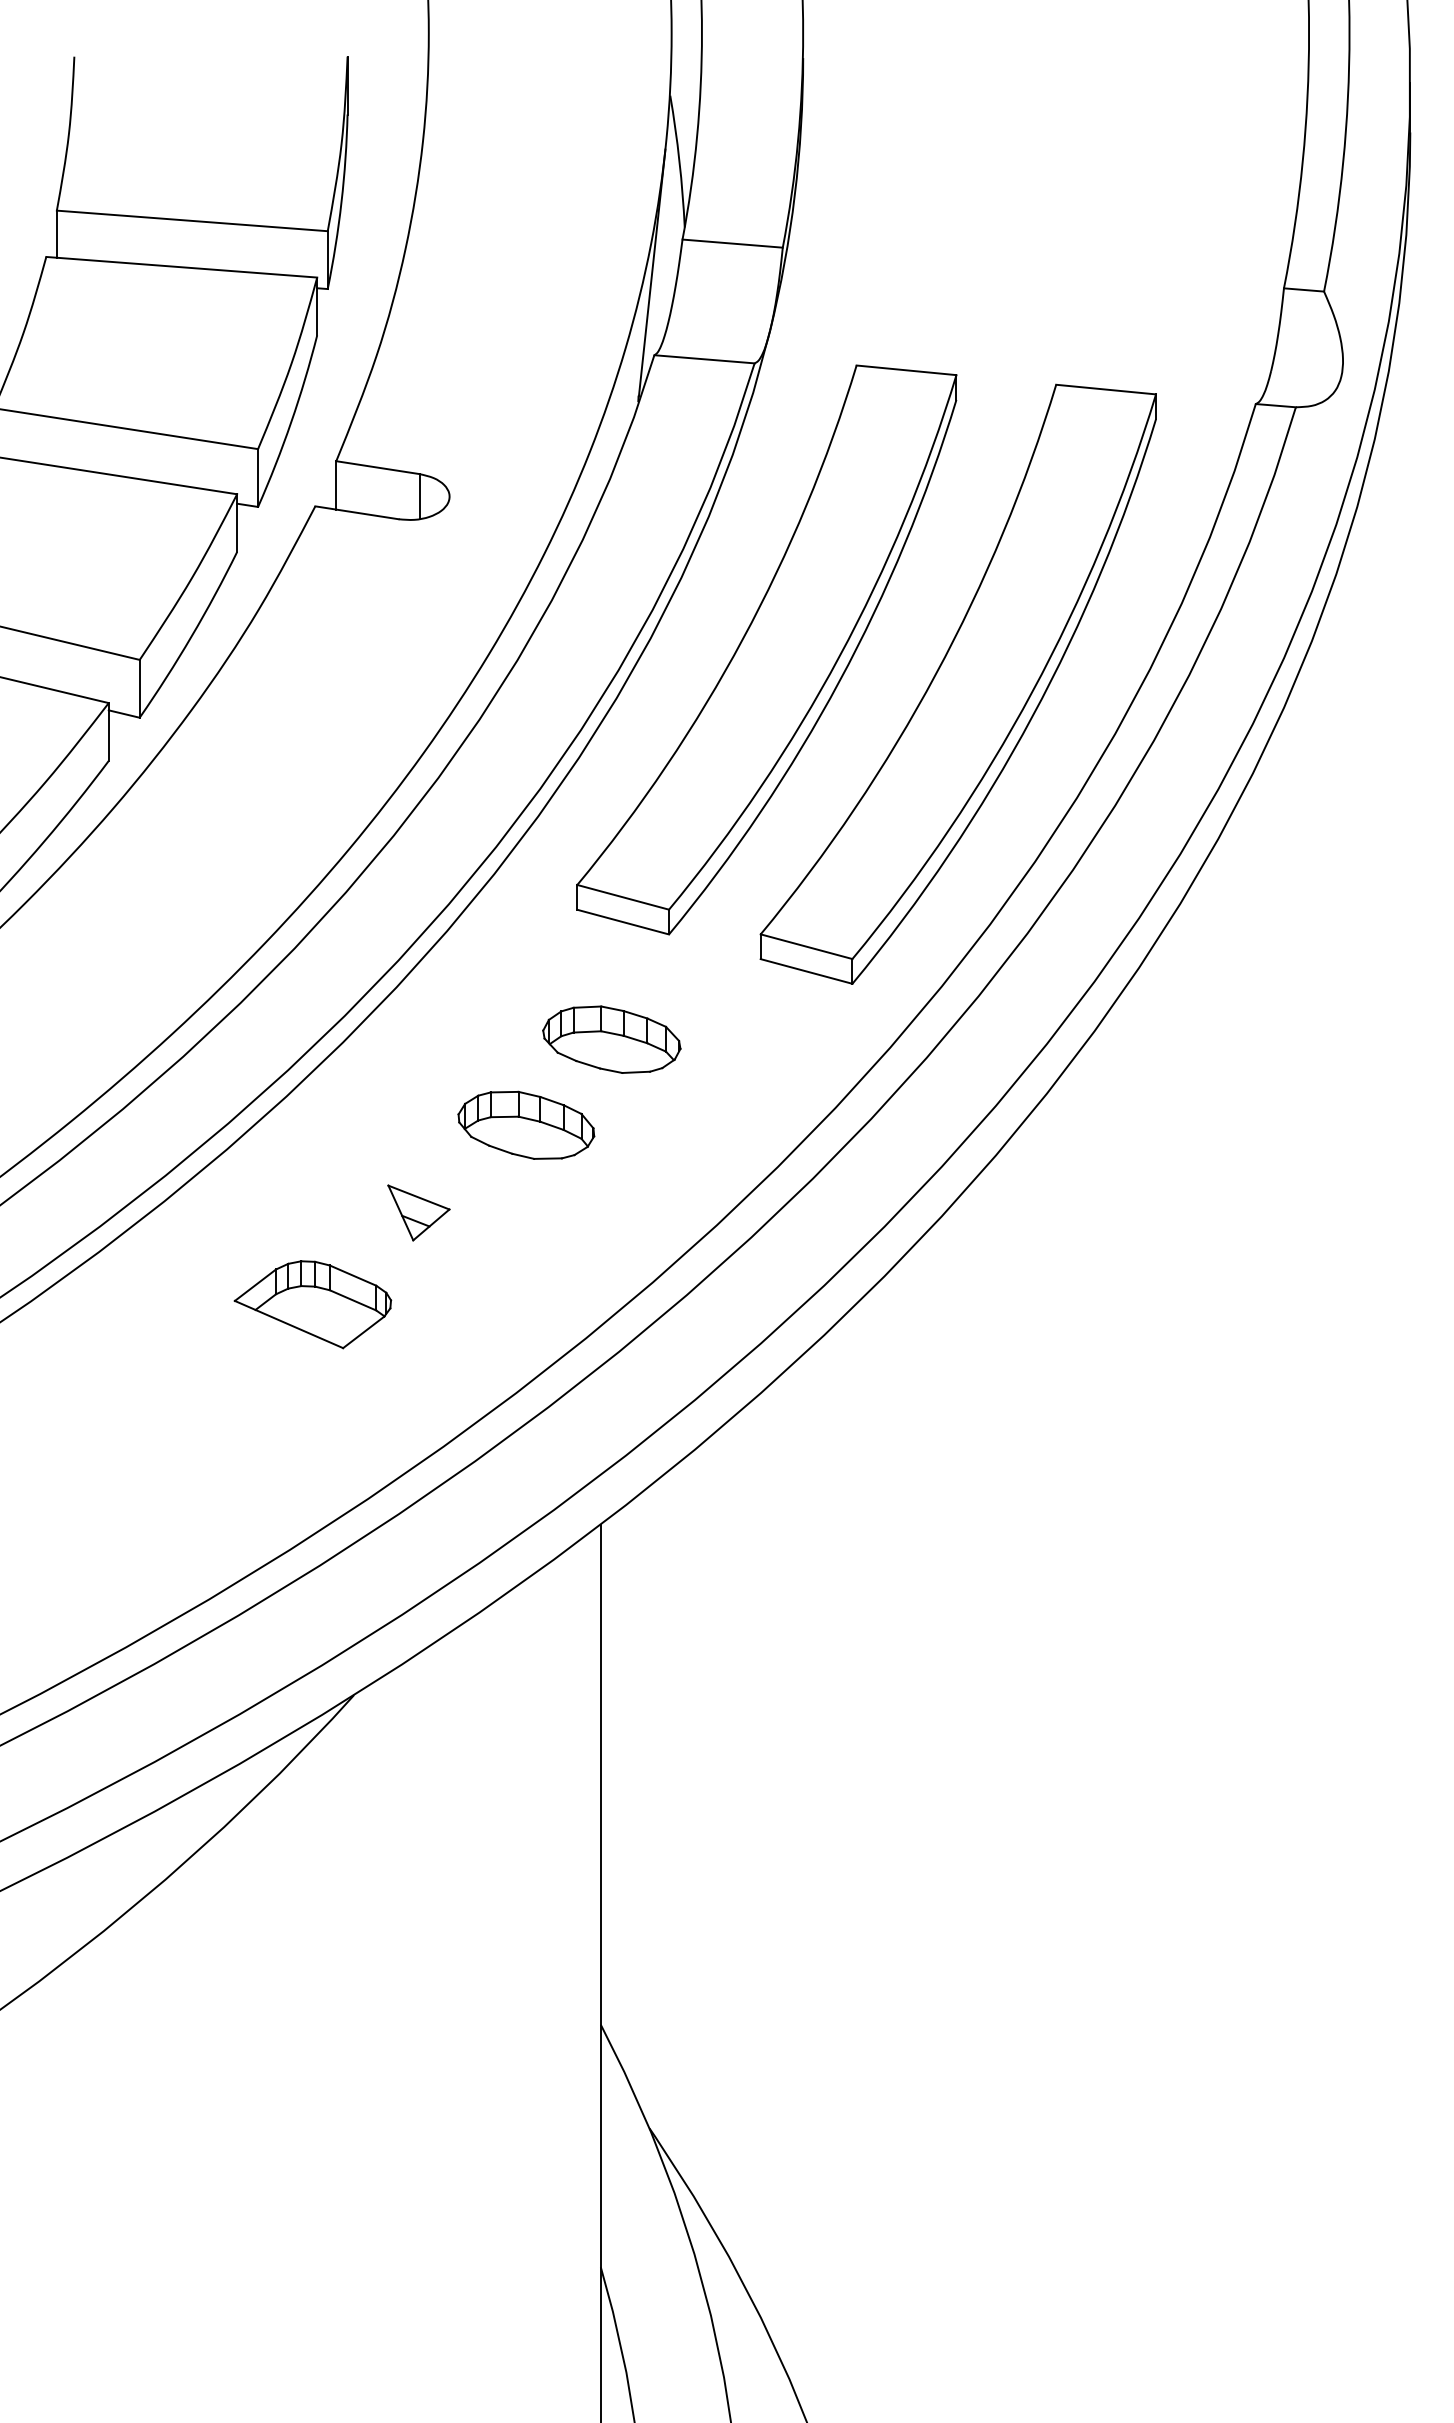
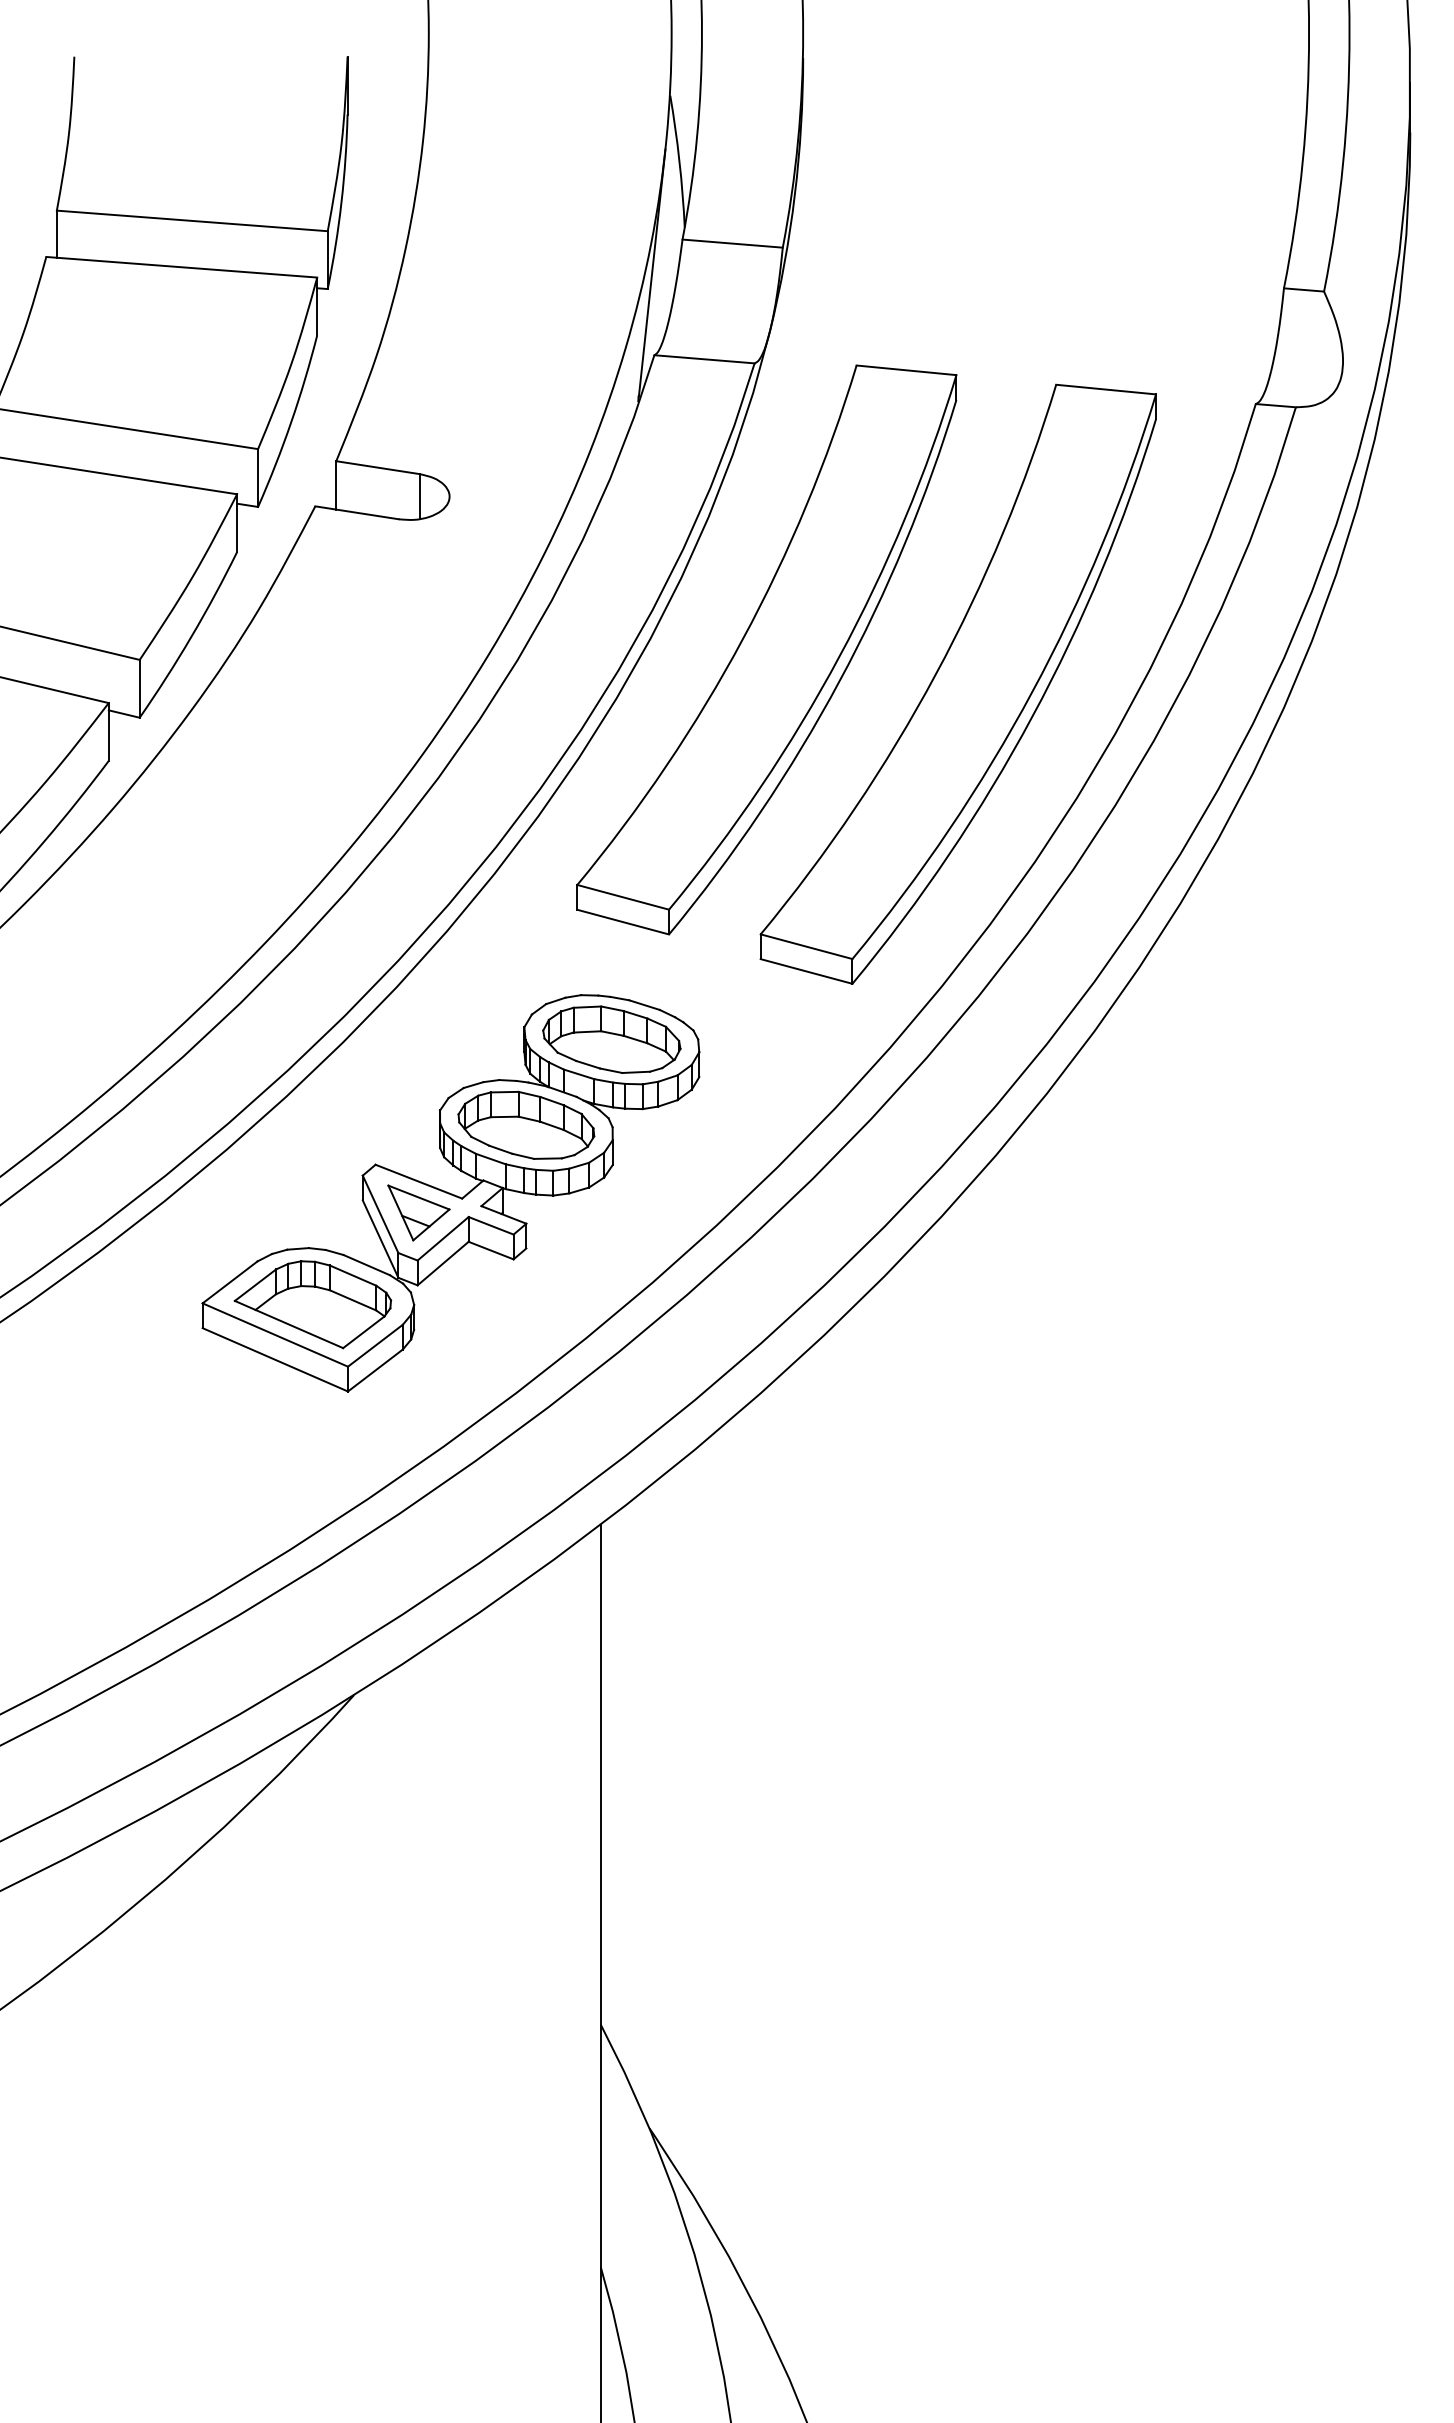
part: none -> present (450, 1193)
